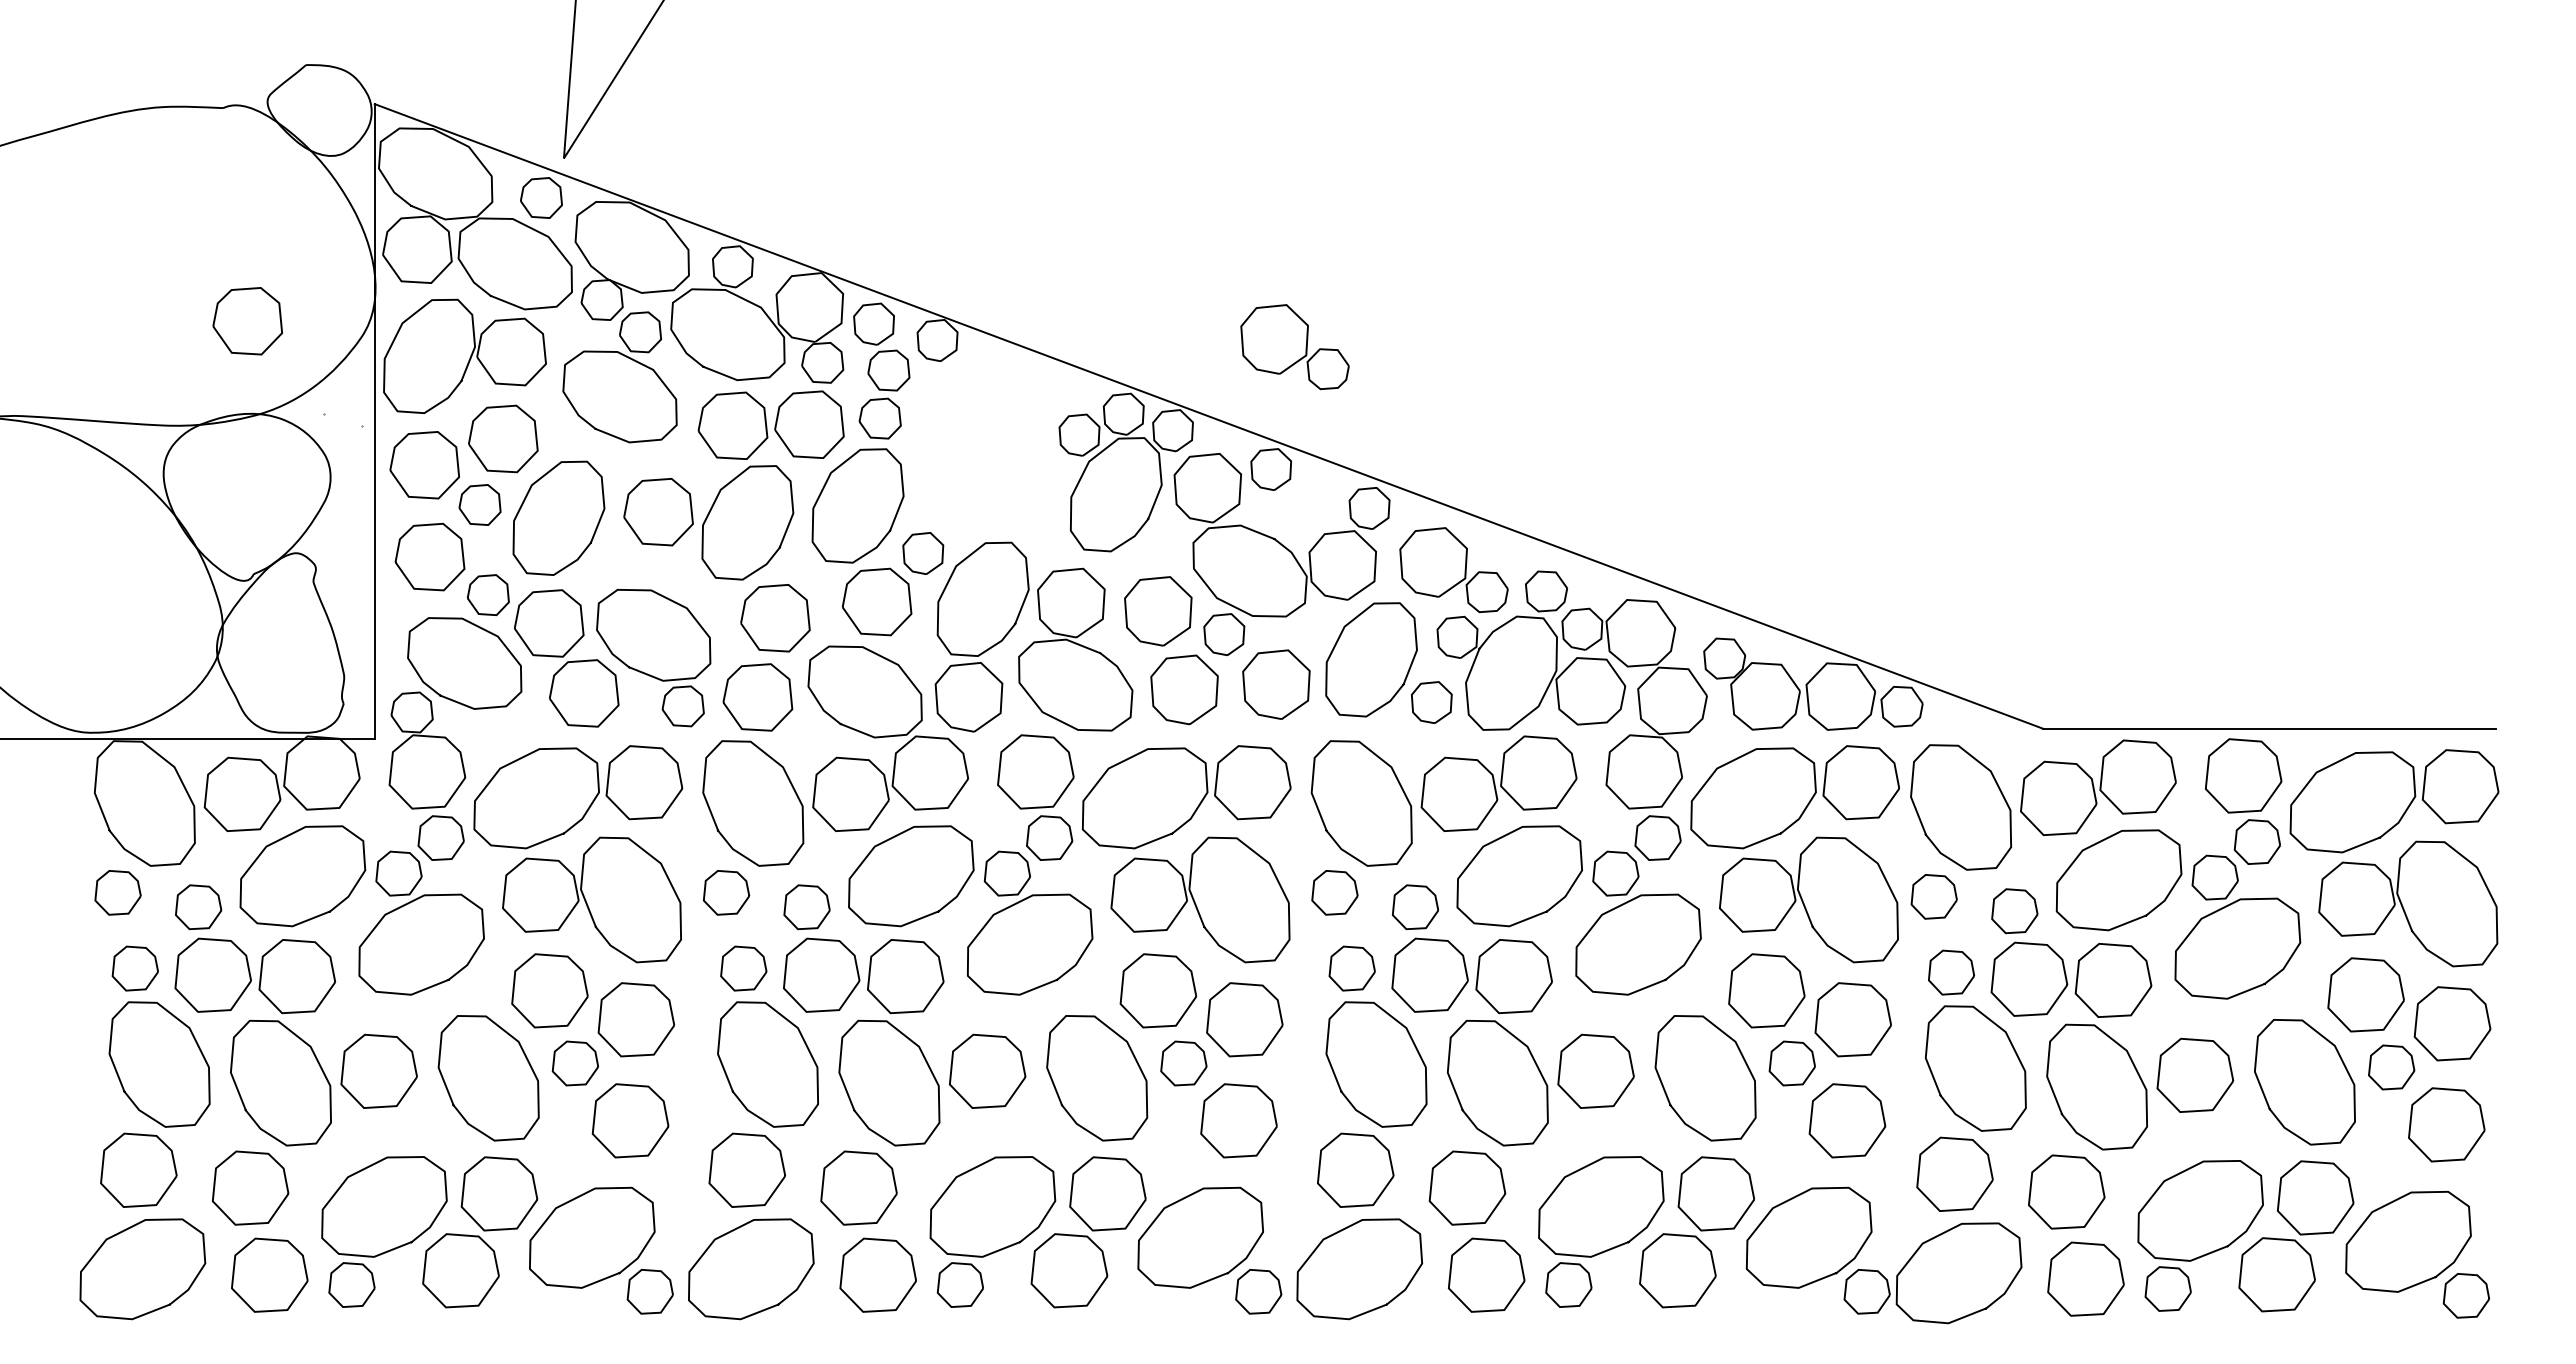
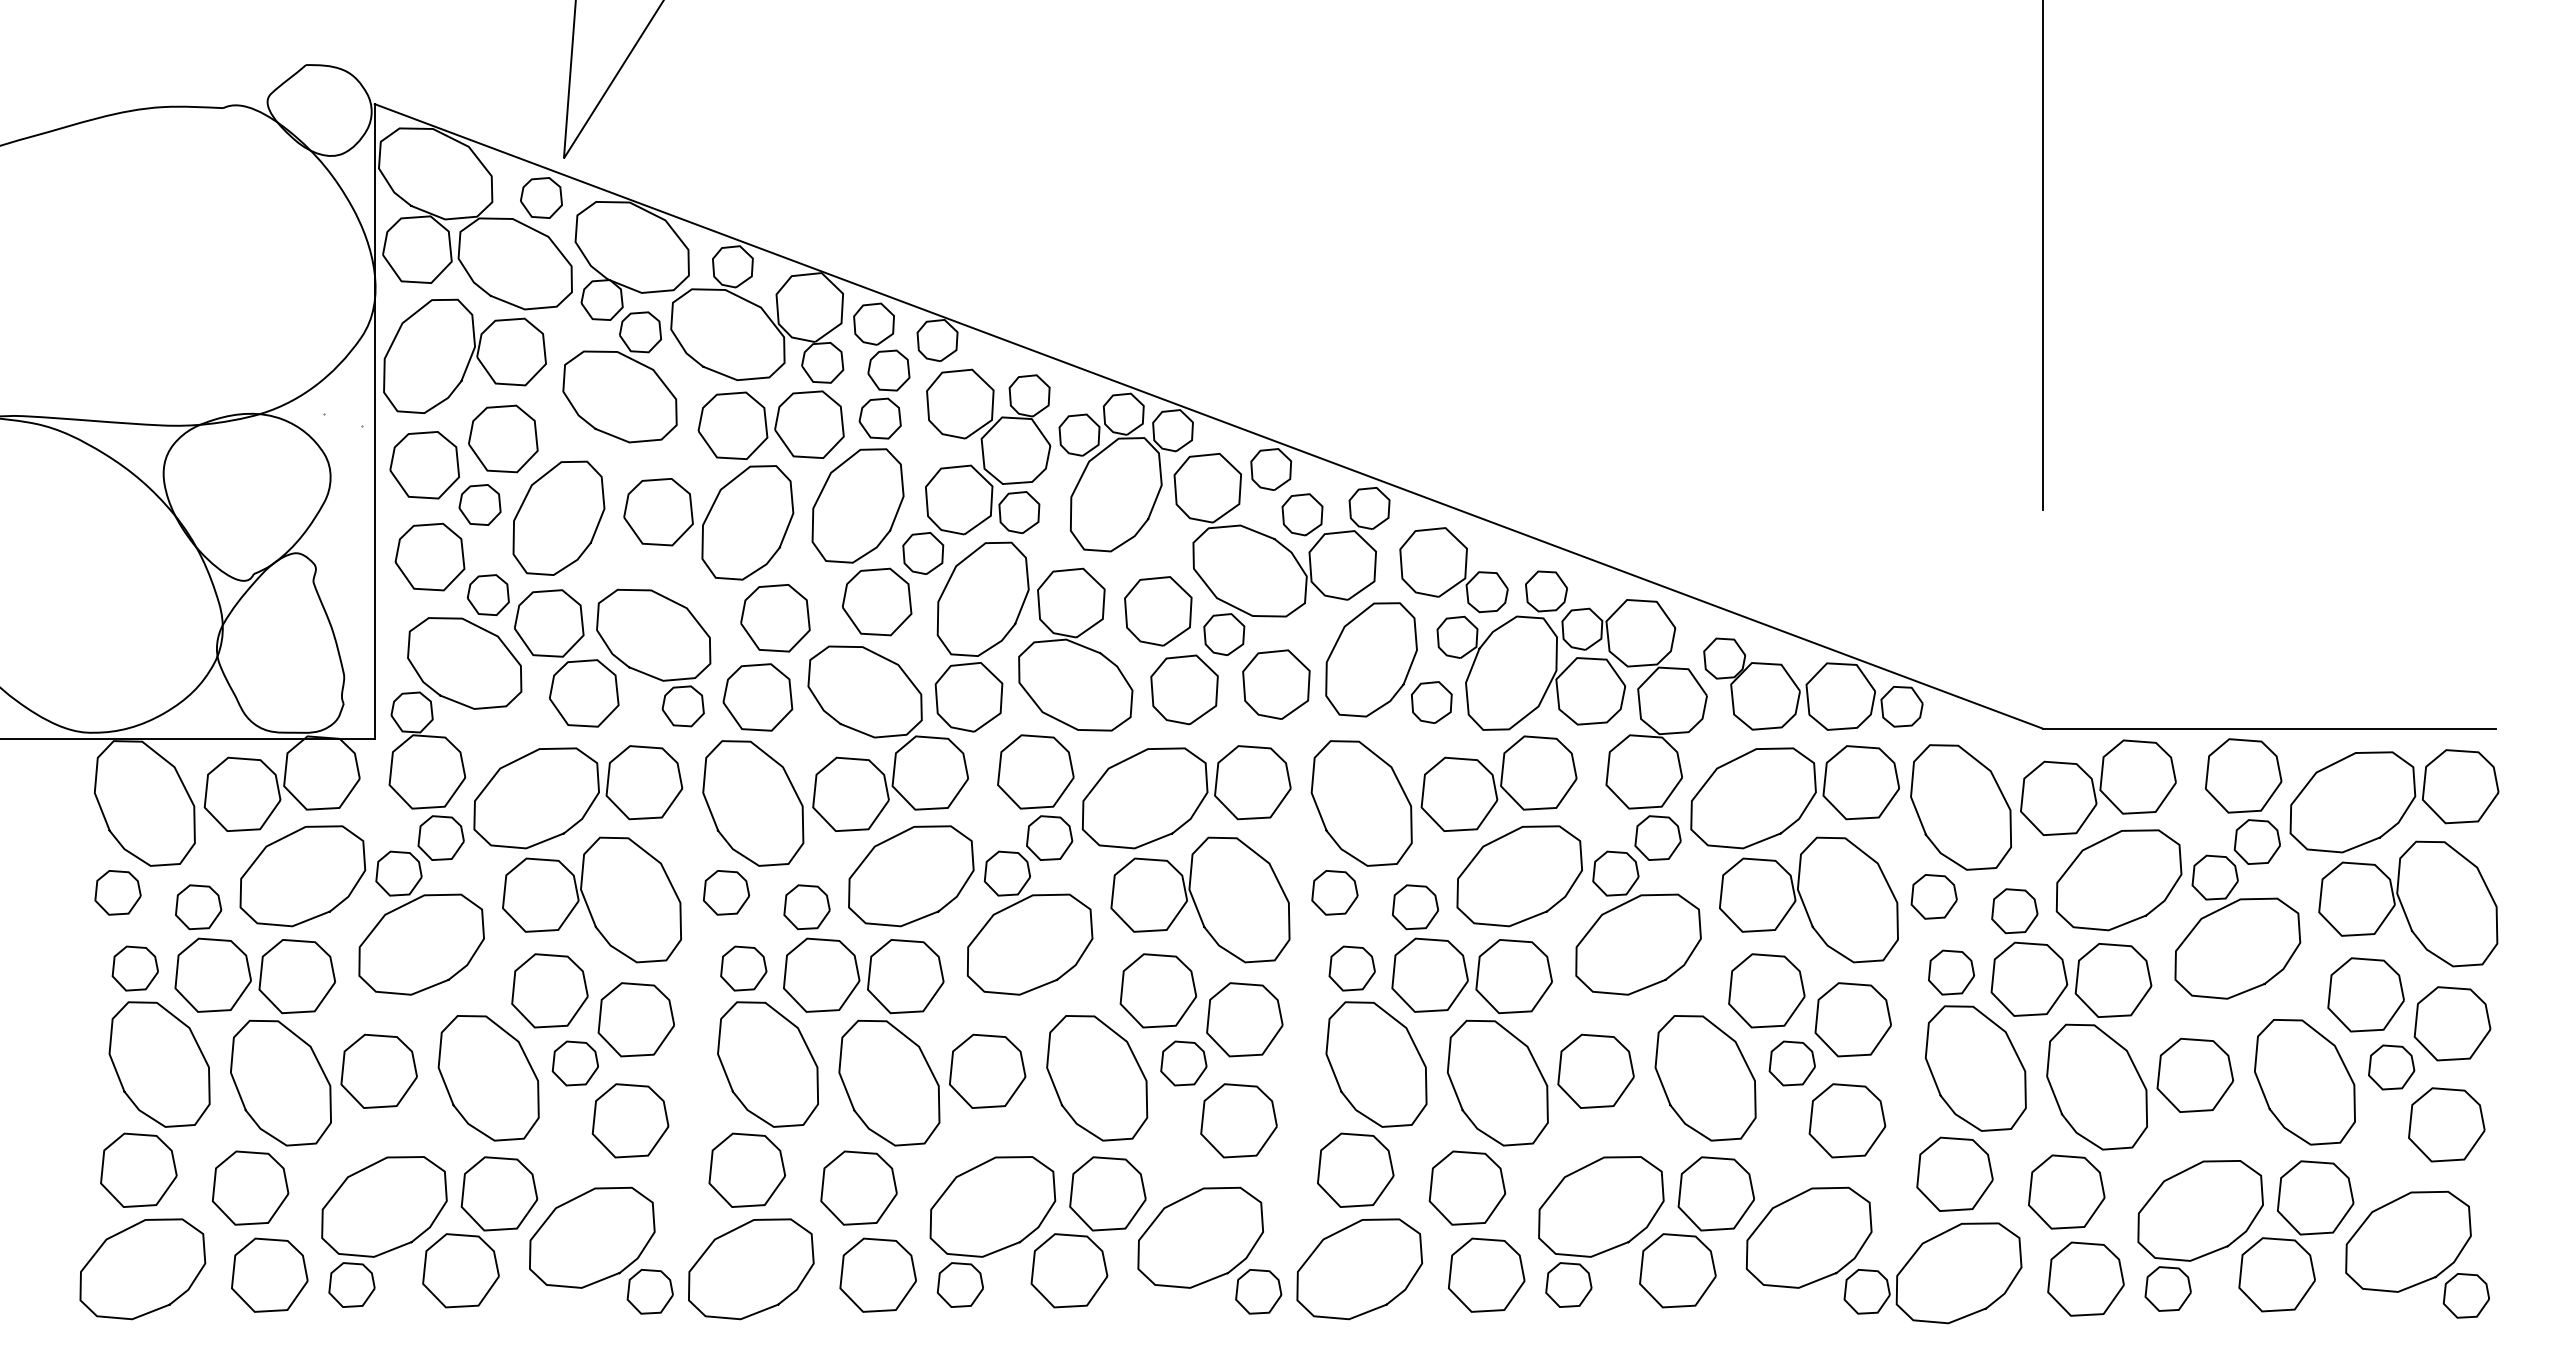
line: none -> present (2043, 255)
part: present -> none (247, 321)
part: present -> none (1294, 347)
part: none -> present (988, 451)
part: none -> present (1302, 514)
